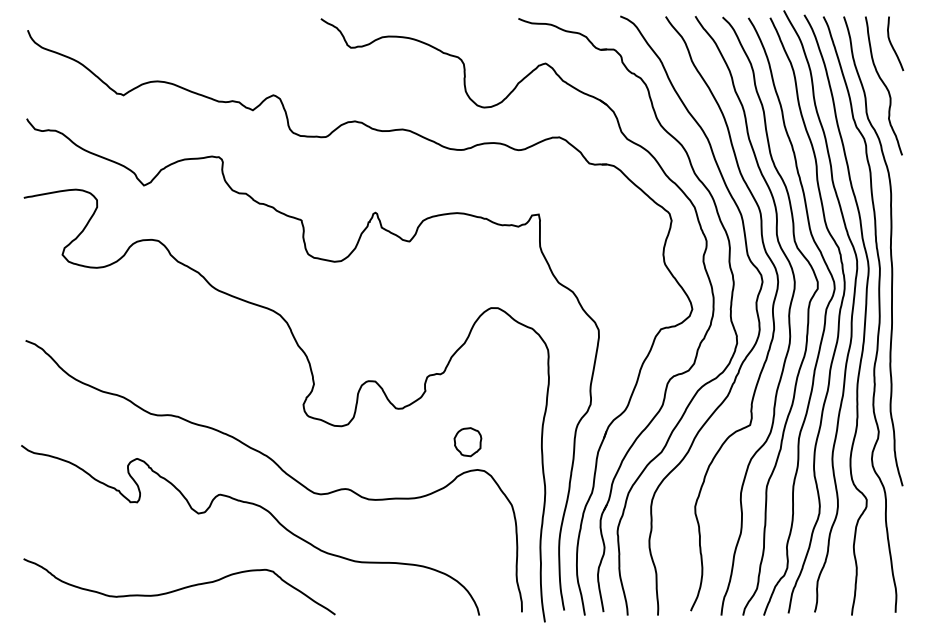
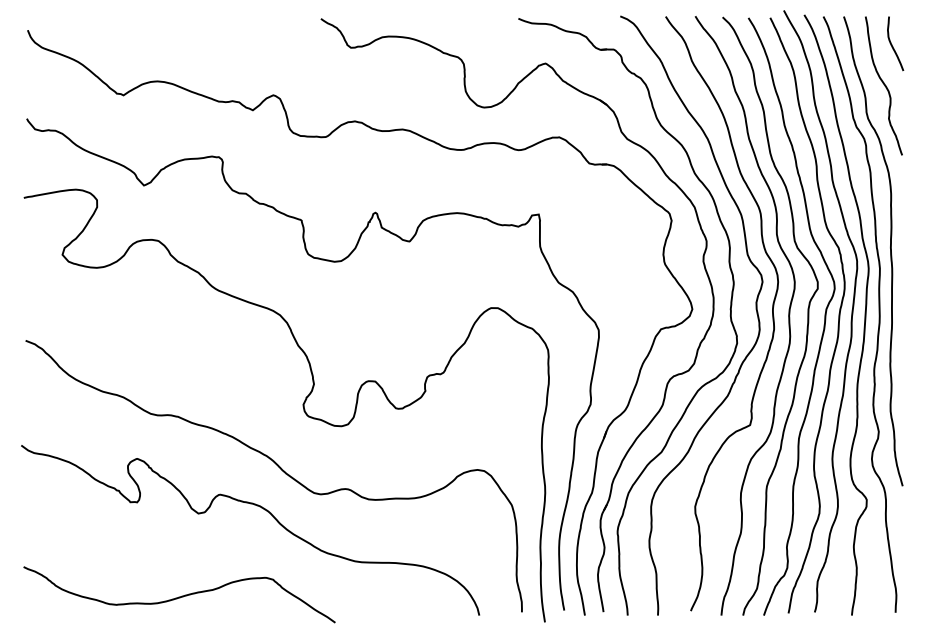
part: present -> none (467, 442)
curve position: (179, 588) -> (179, 596) (179, 596)
